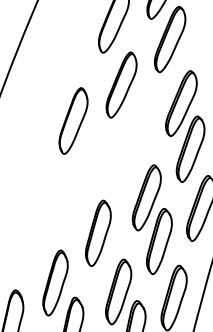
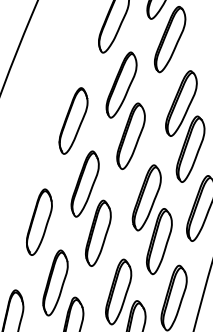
part: none -> present (130, 135)
part: none -> present (84, 183)
part: none -> present (39, 221)
